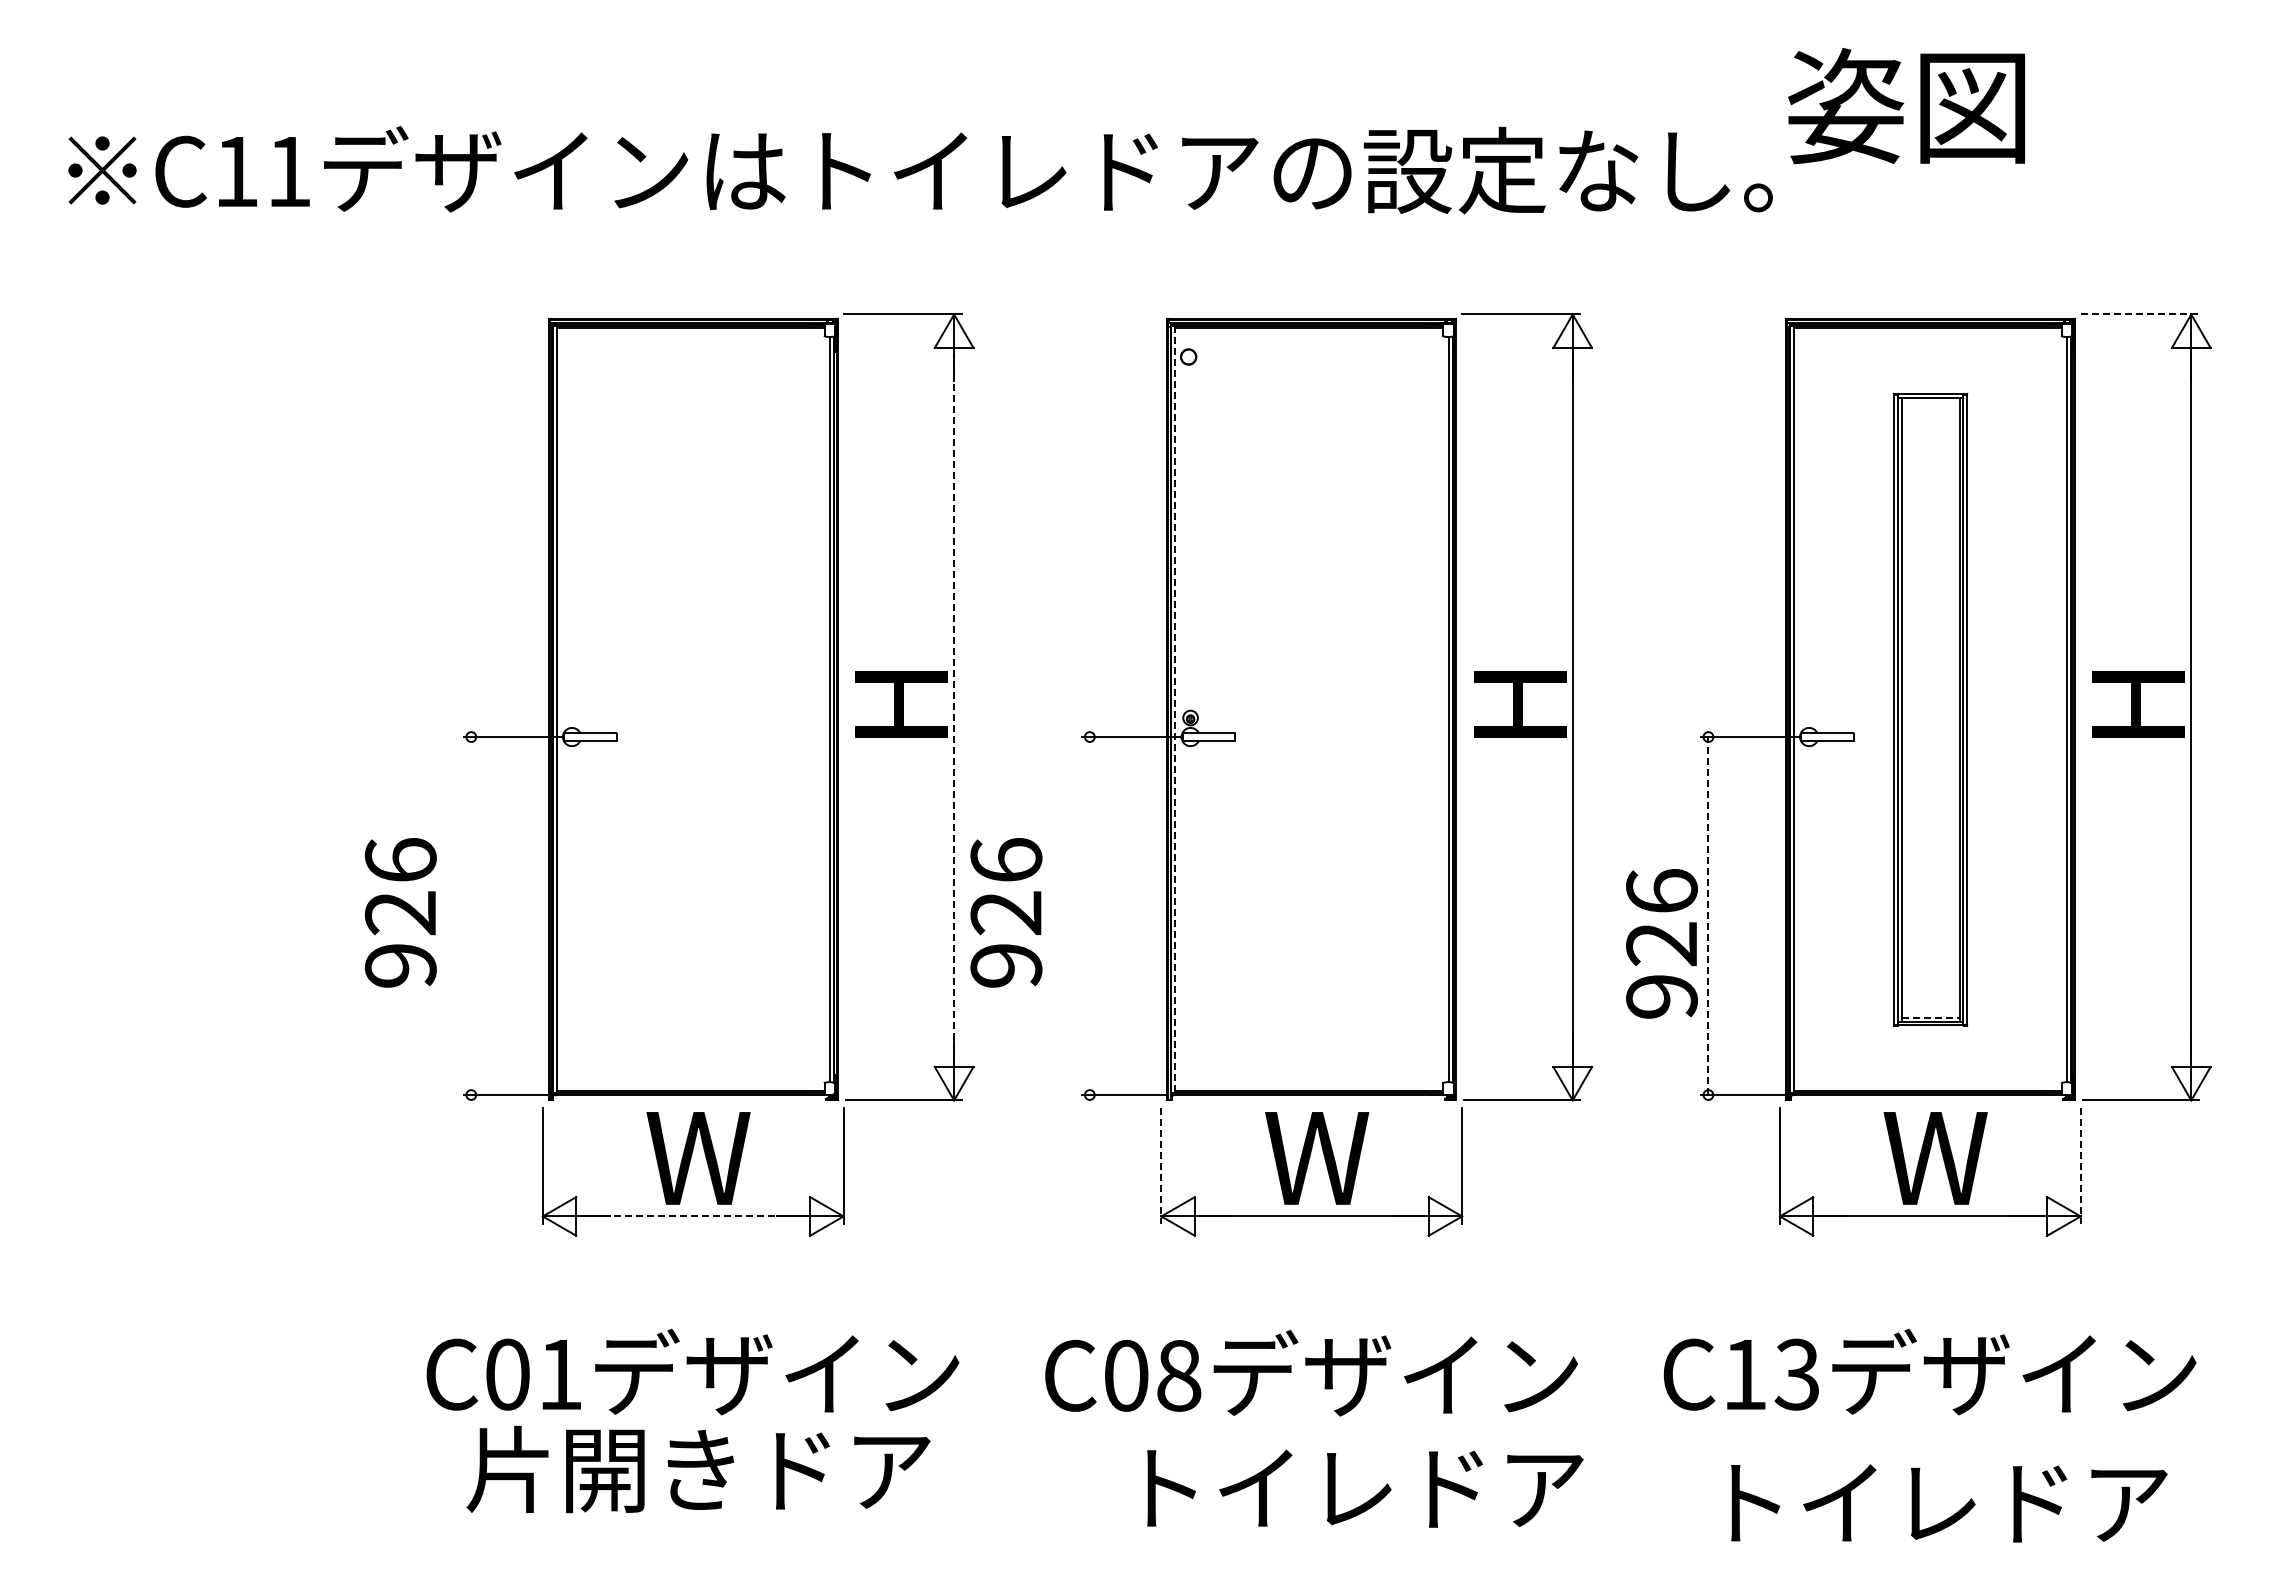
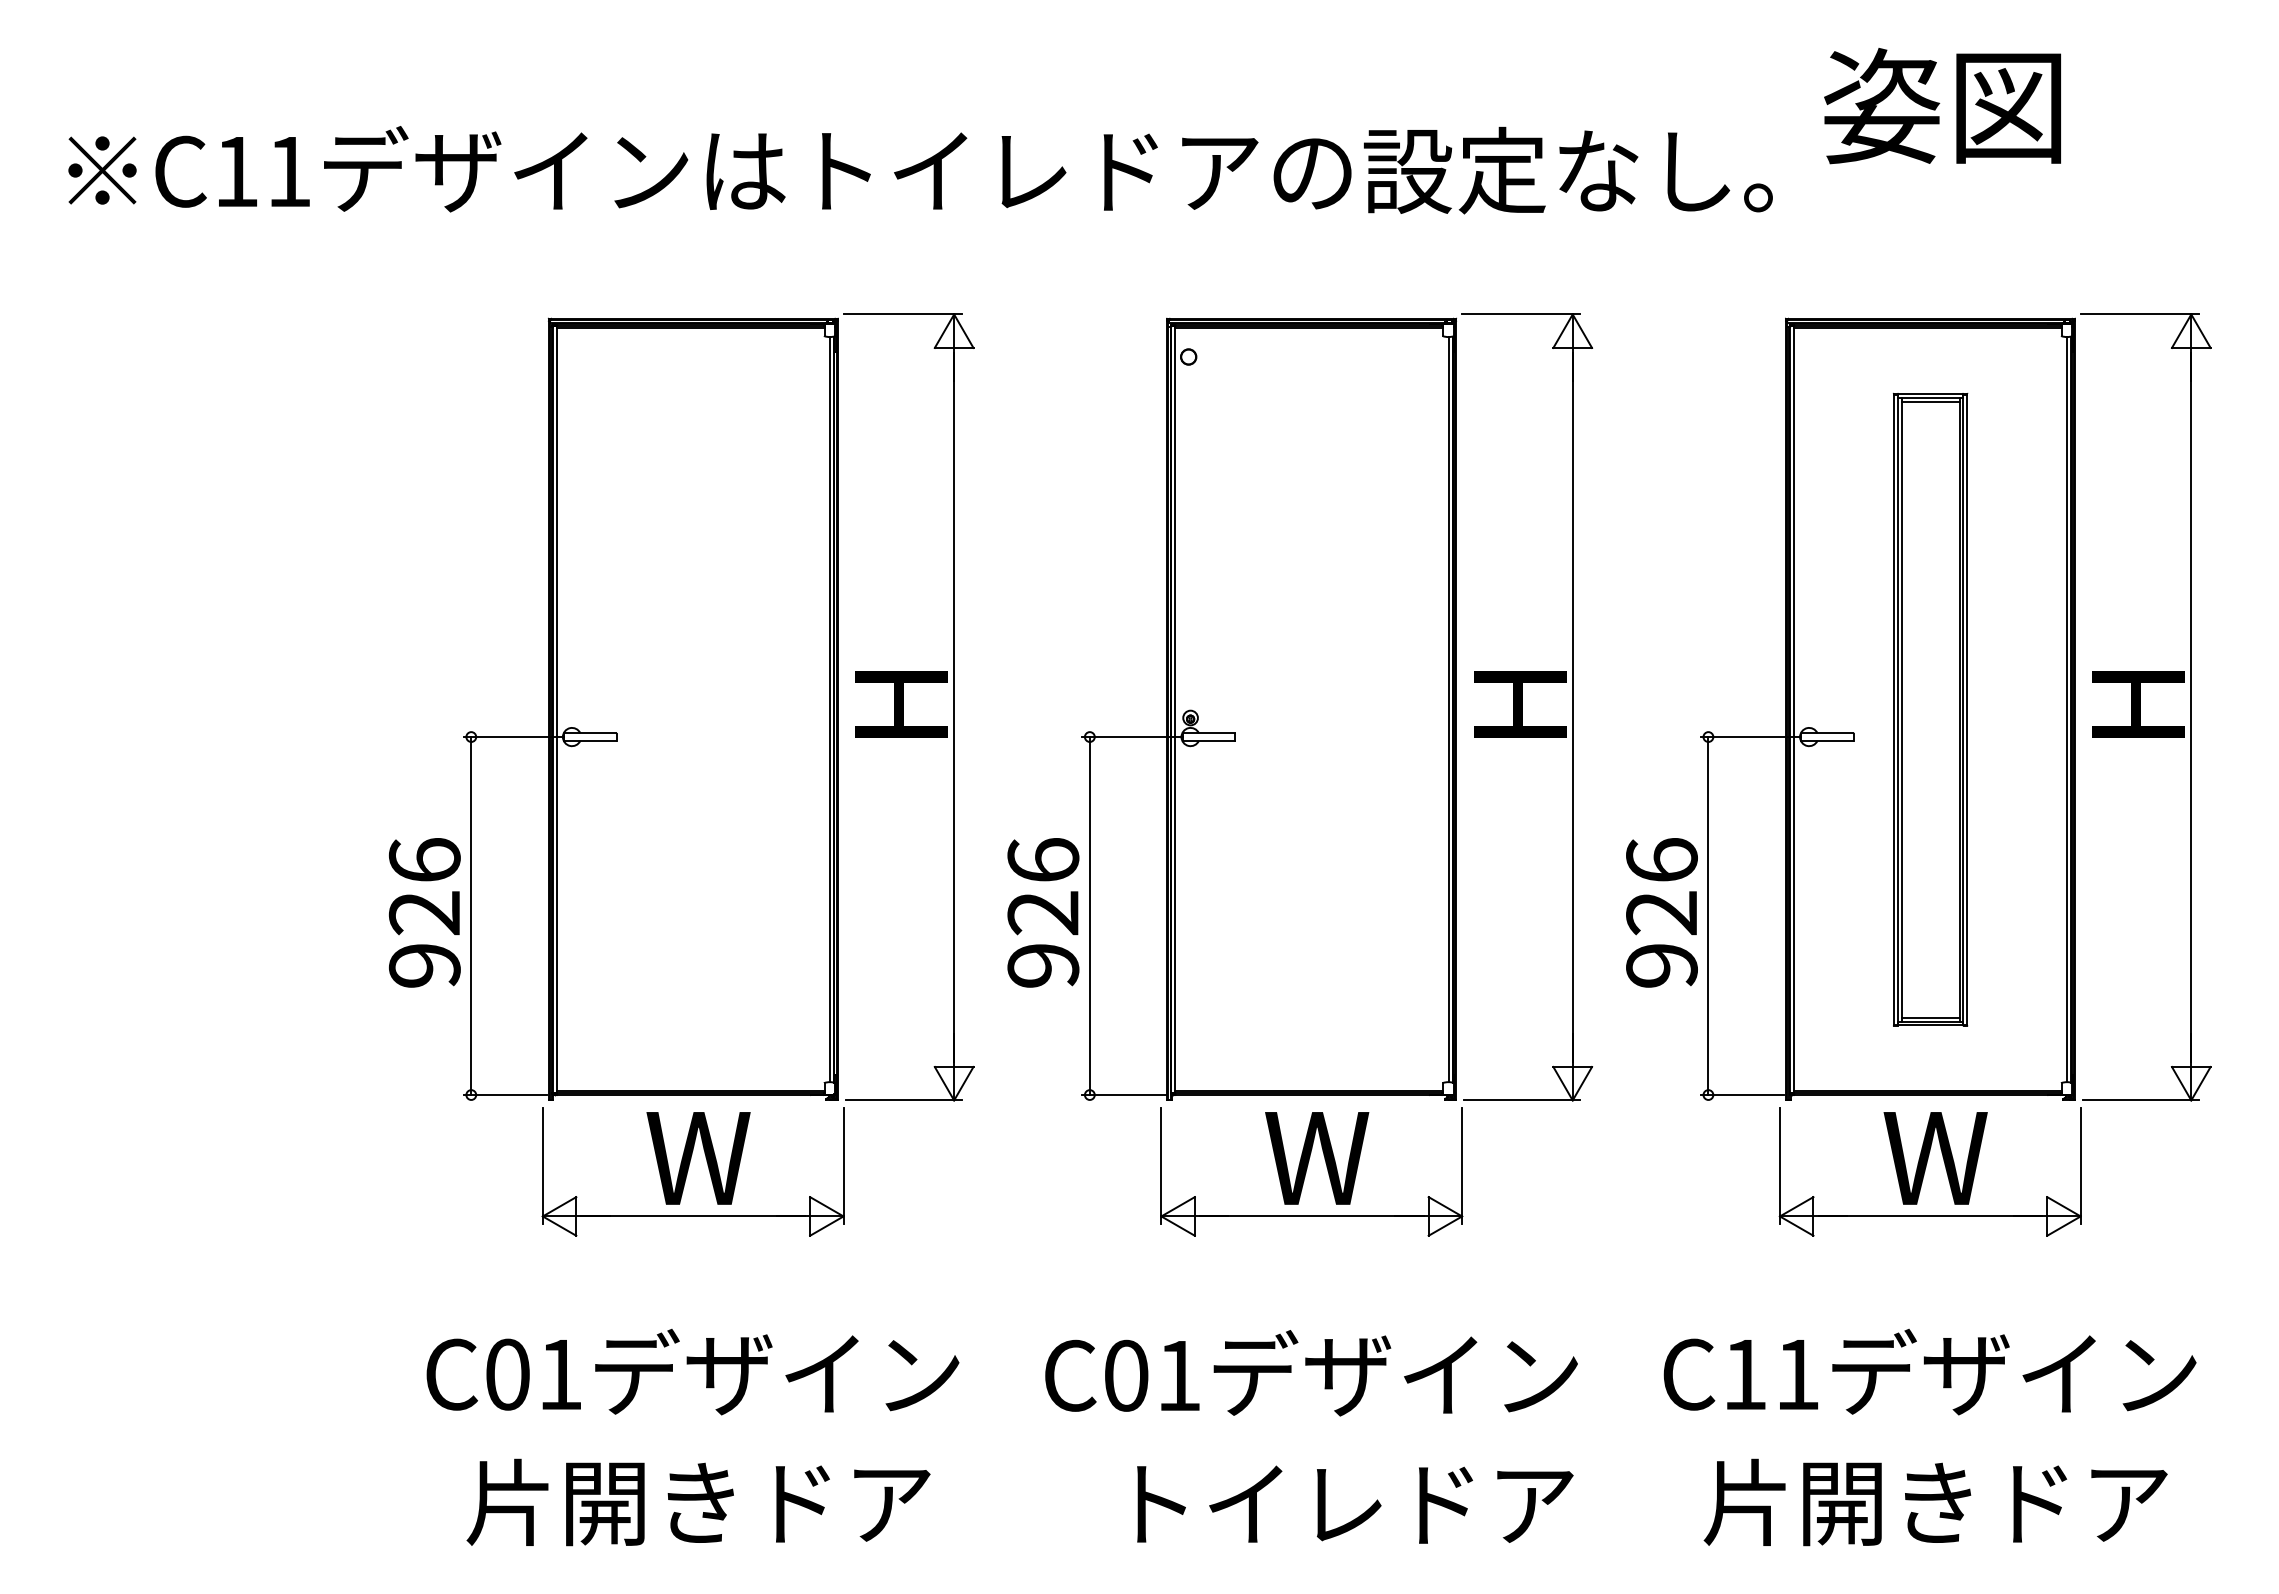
text position: (1906, 106) -> (1942, 106) (1942, 106)
line: dashed -> solid (2140, 314)
line: none -> present (1930, 401)
line: dashed -> solid (954, 706)
line: dashed -> solid (1175, 709)
text position: (400, 912) -> (424, 912) (424, 912)
text position: (1006, 912) -> (1043, 912) (1043, 912)
line: none -> present (471, 916)
line: none -> present (1089, 916)
line: dashed -> solid (1708, 916)
text position: (1661, 943) -> (1661, 912) (1661, 912)
line: dashed -> solid (1930, 1017)
line: dashed -> solid (1161, 1166)
line: dashed -> solid (2080, 1166)
line: dashed -> solid (693, 1216)
text: C13 -> C11 (1796, 1374)
text: C08 -> C01 (1179, 1375)
text position: (698, 1469) -> (698, 1502) (698, 1502)
text position: (1365, 1488) -> (1355, 1504) (1355, 1504)
text: トイレドア -> 片開きドア (1839, 1502)
